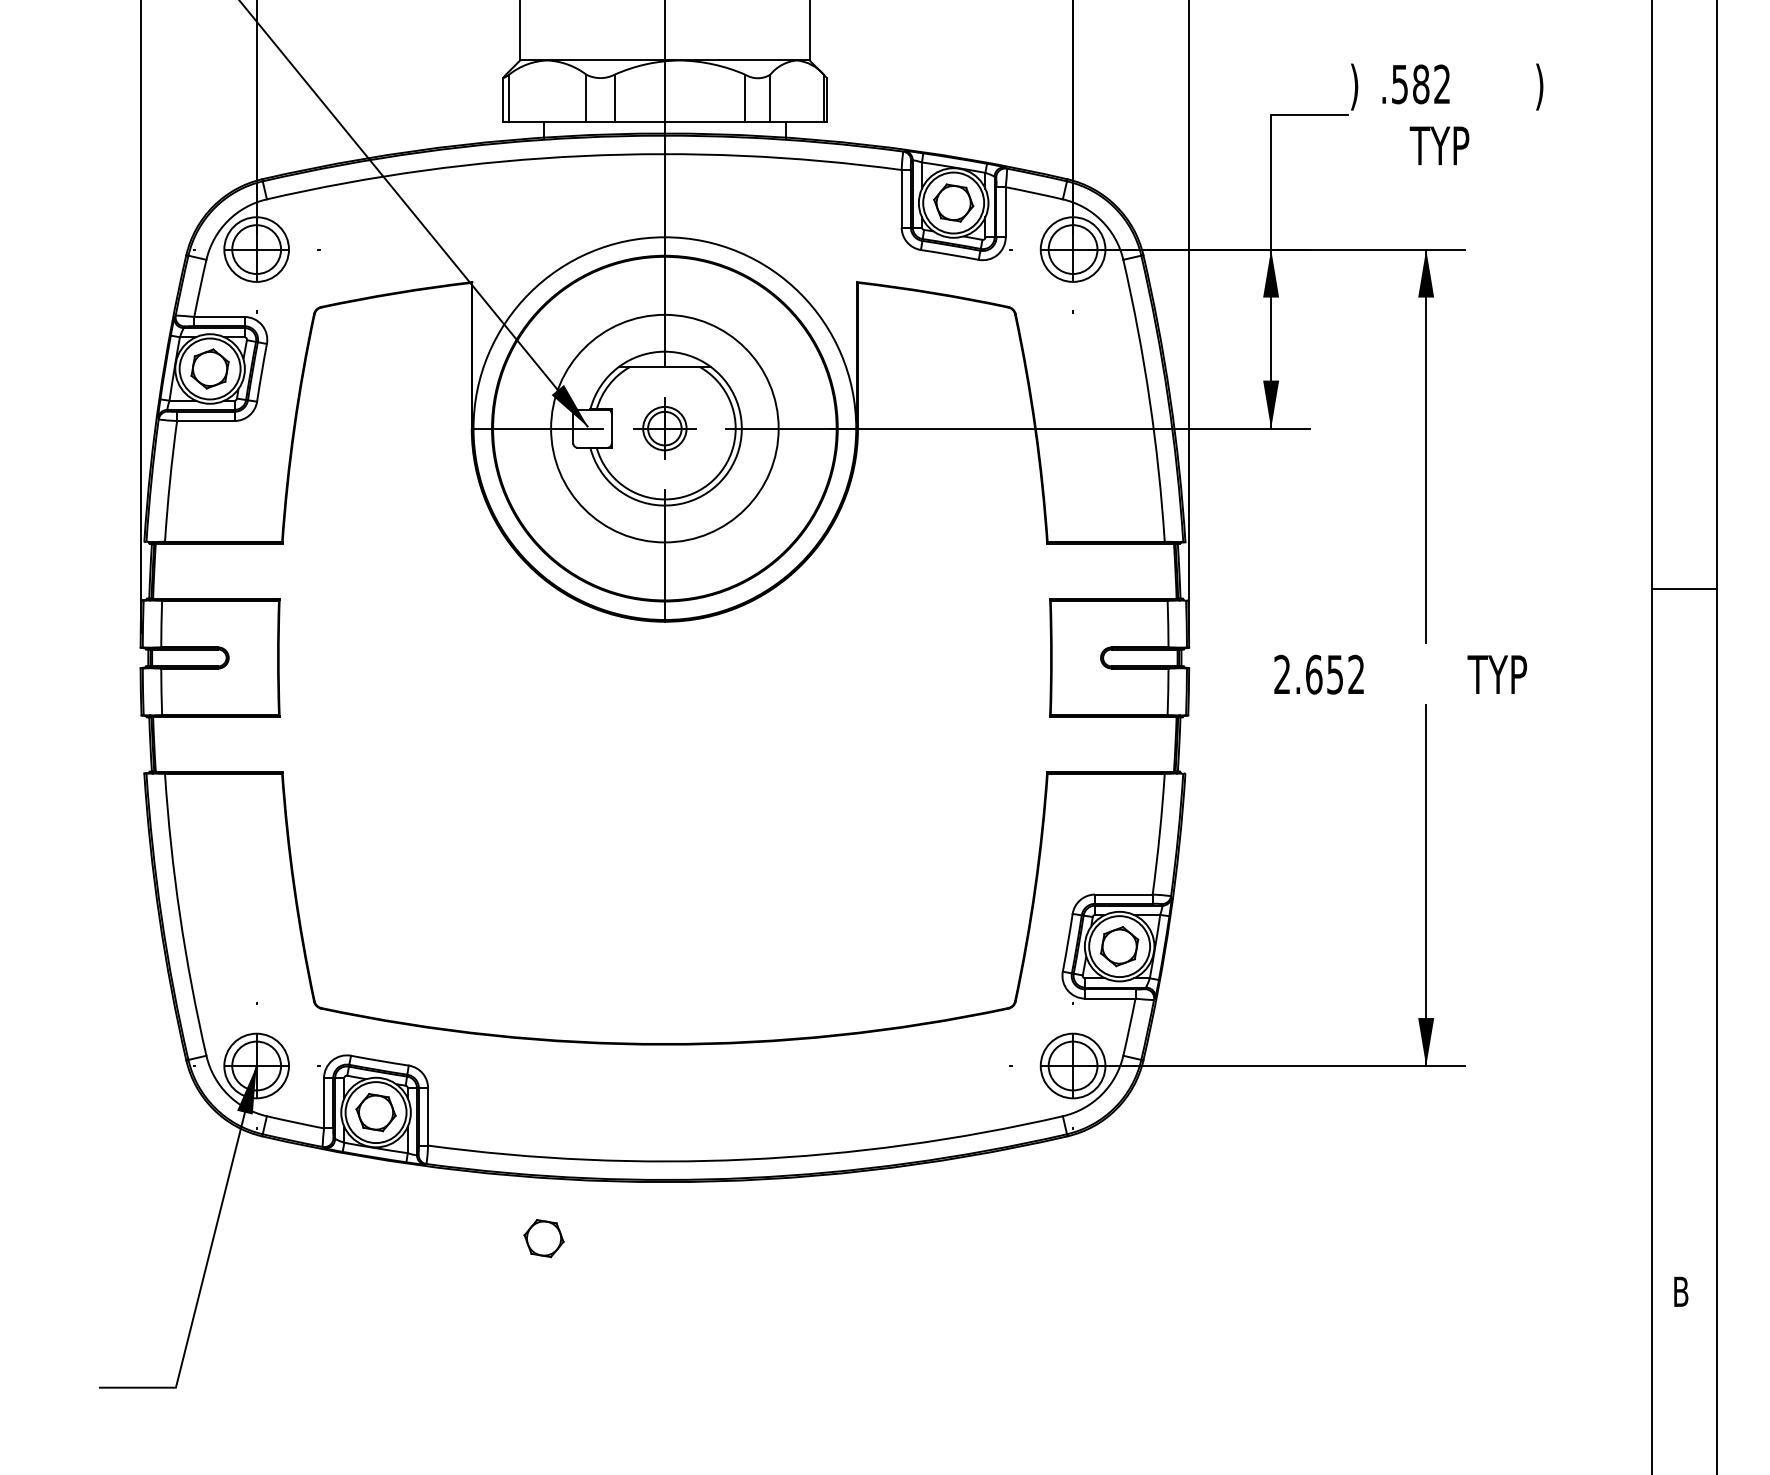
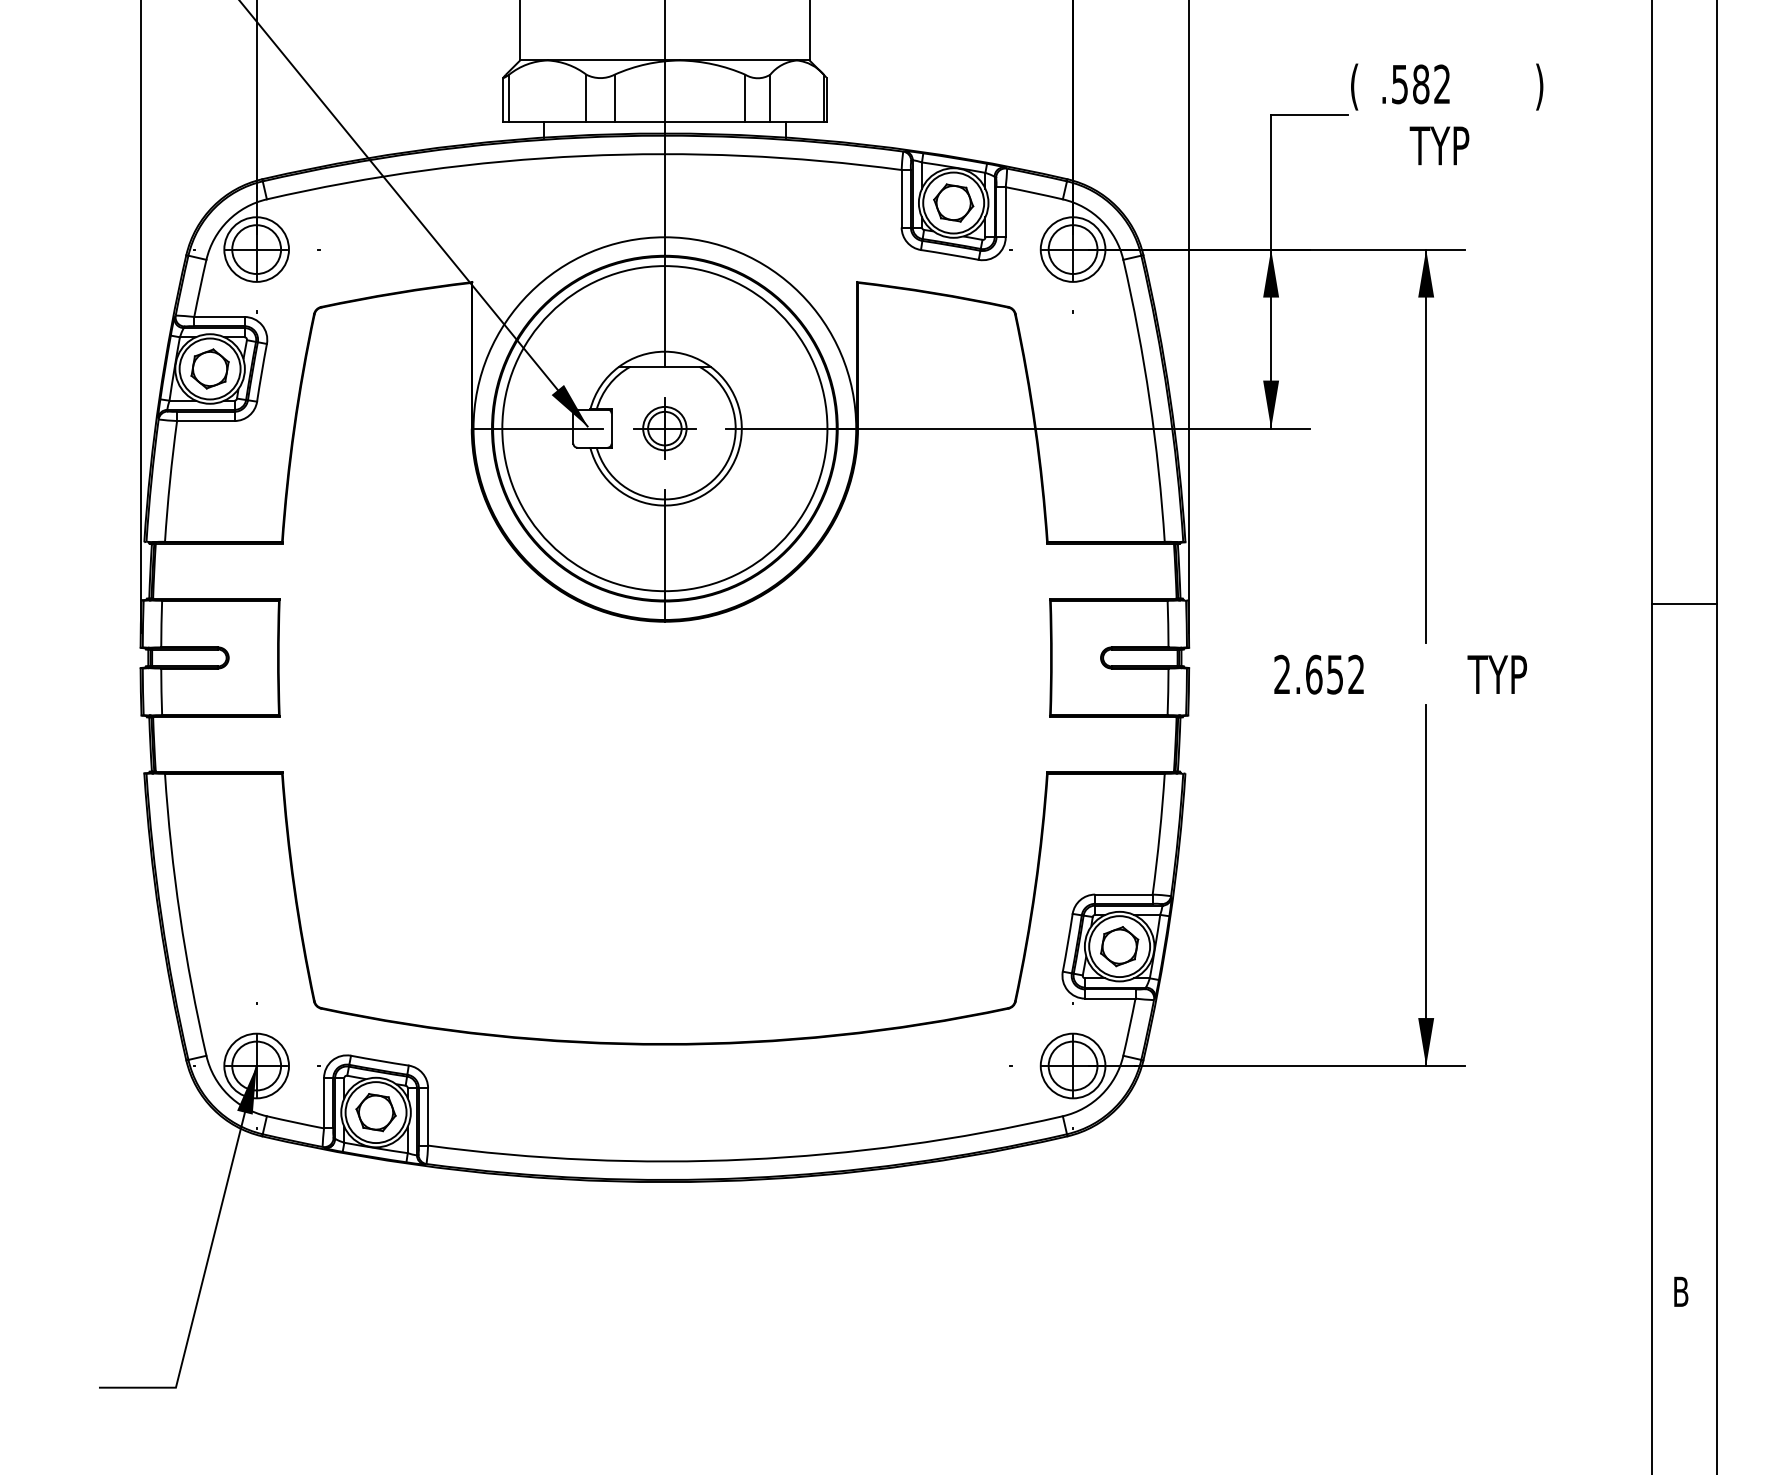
text: ) -> ( (1354, 86)
circle diameter: 228 px -> 325 px (664, 428)
line position: (1684, 588) -> (1684, 603) (1684, 603)
part: present -> none (543, 1238)
